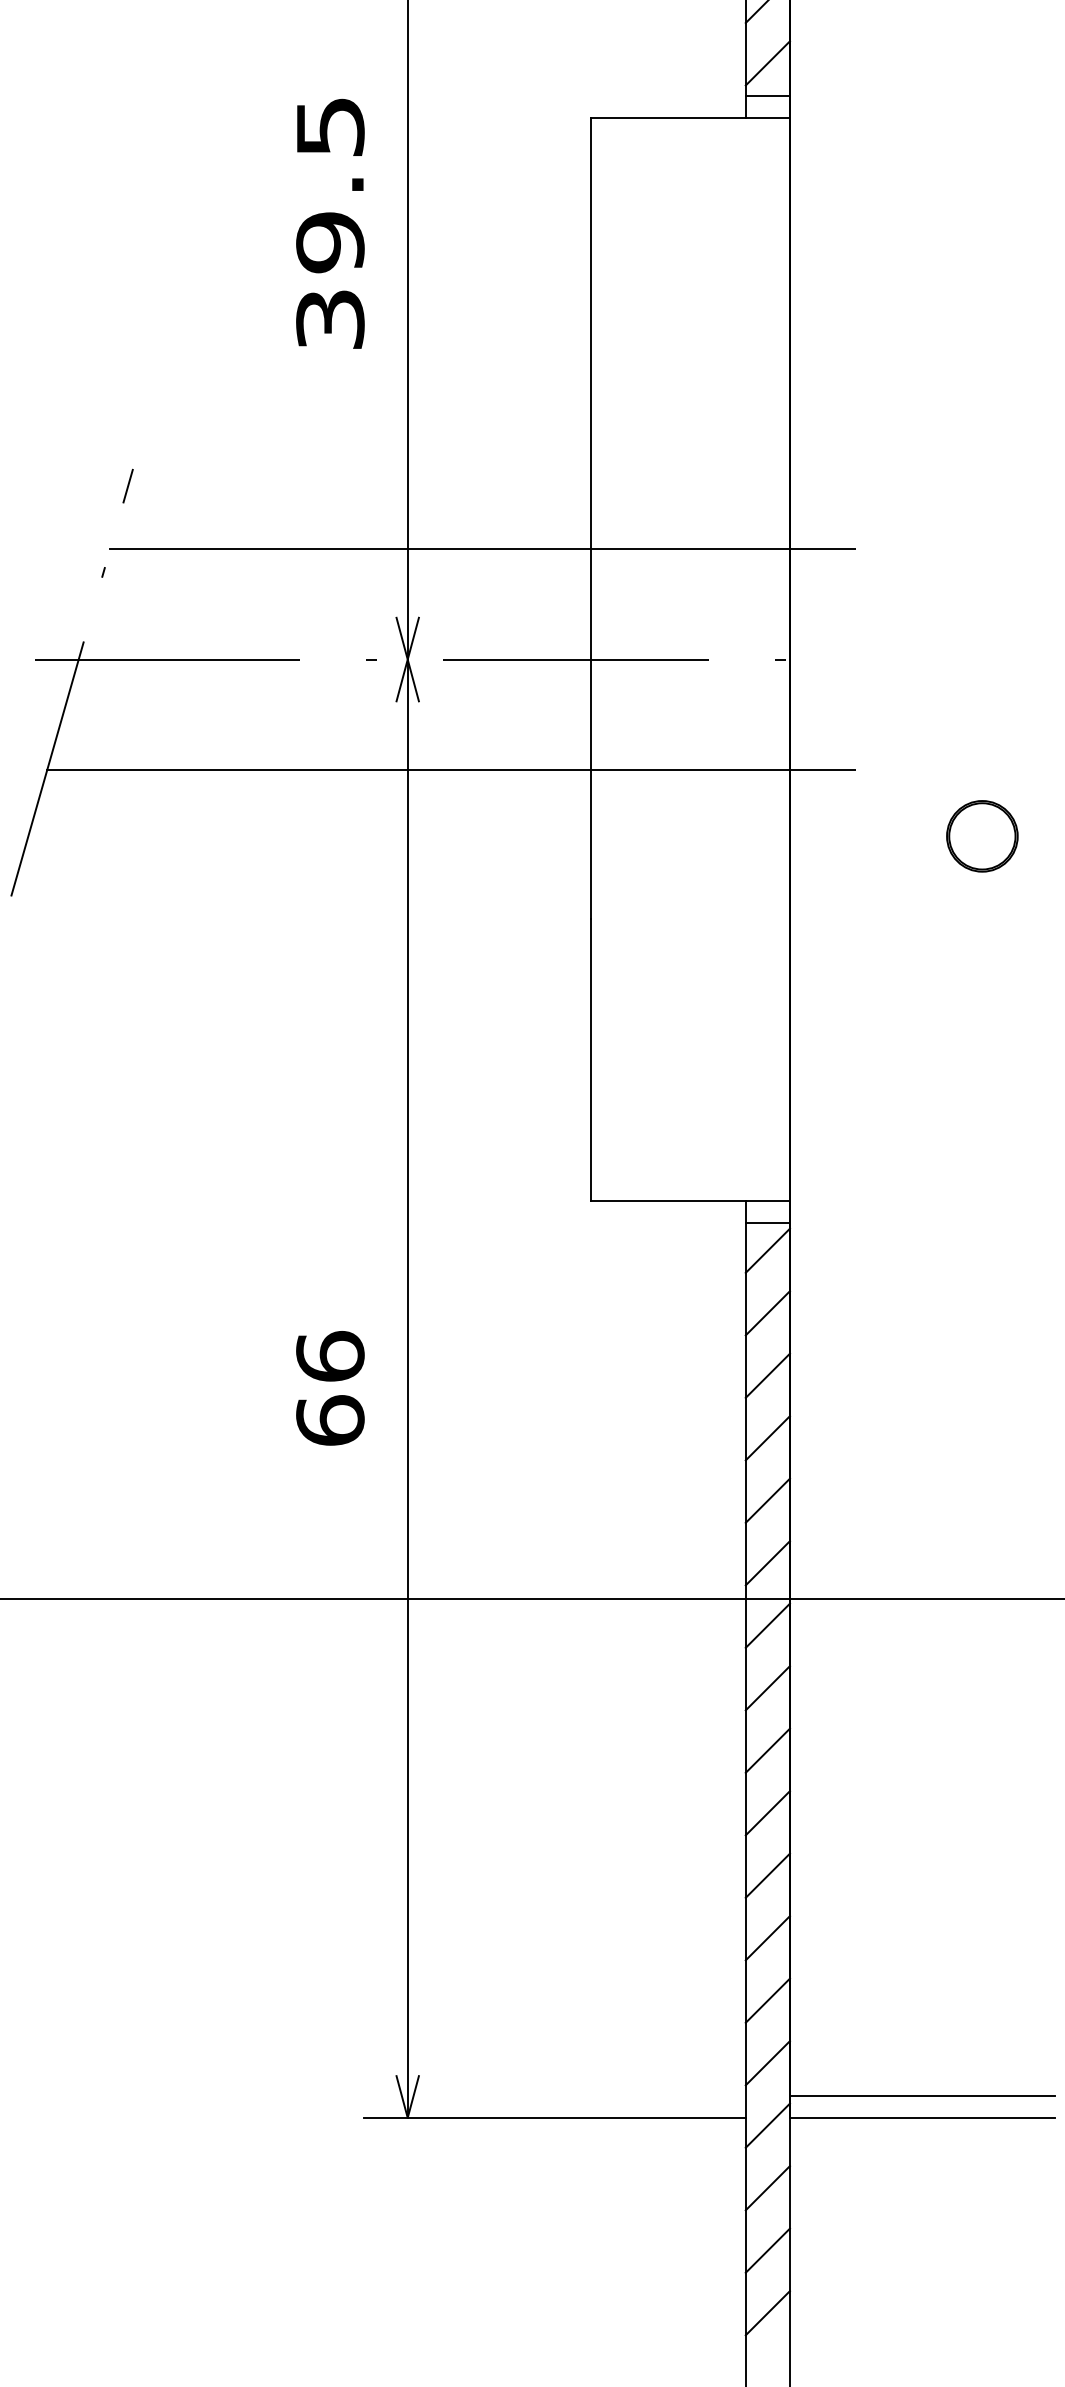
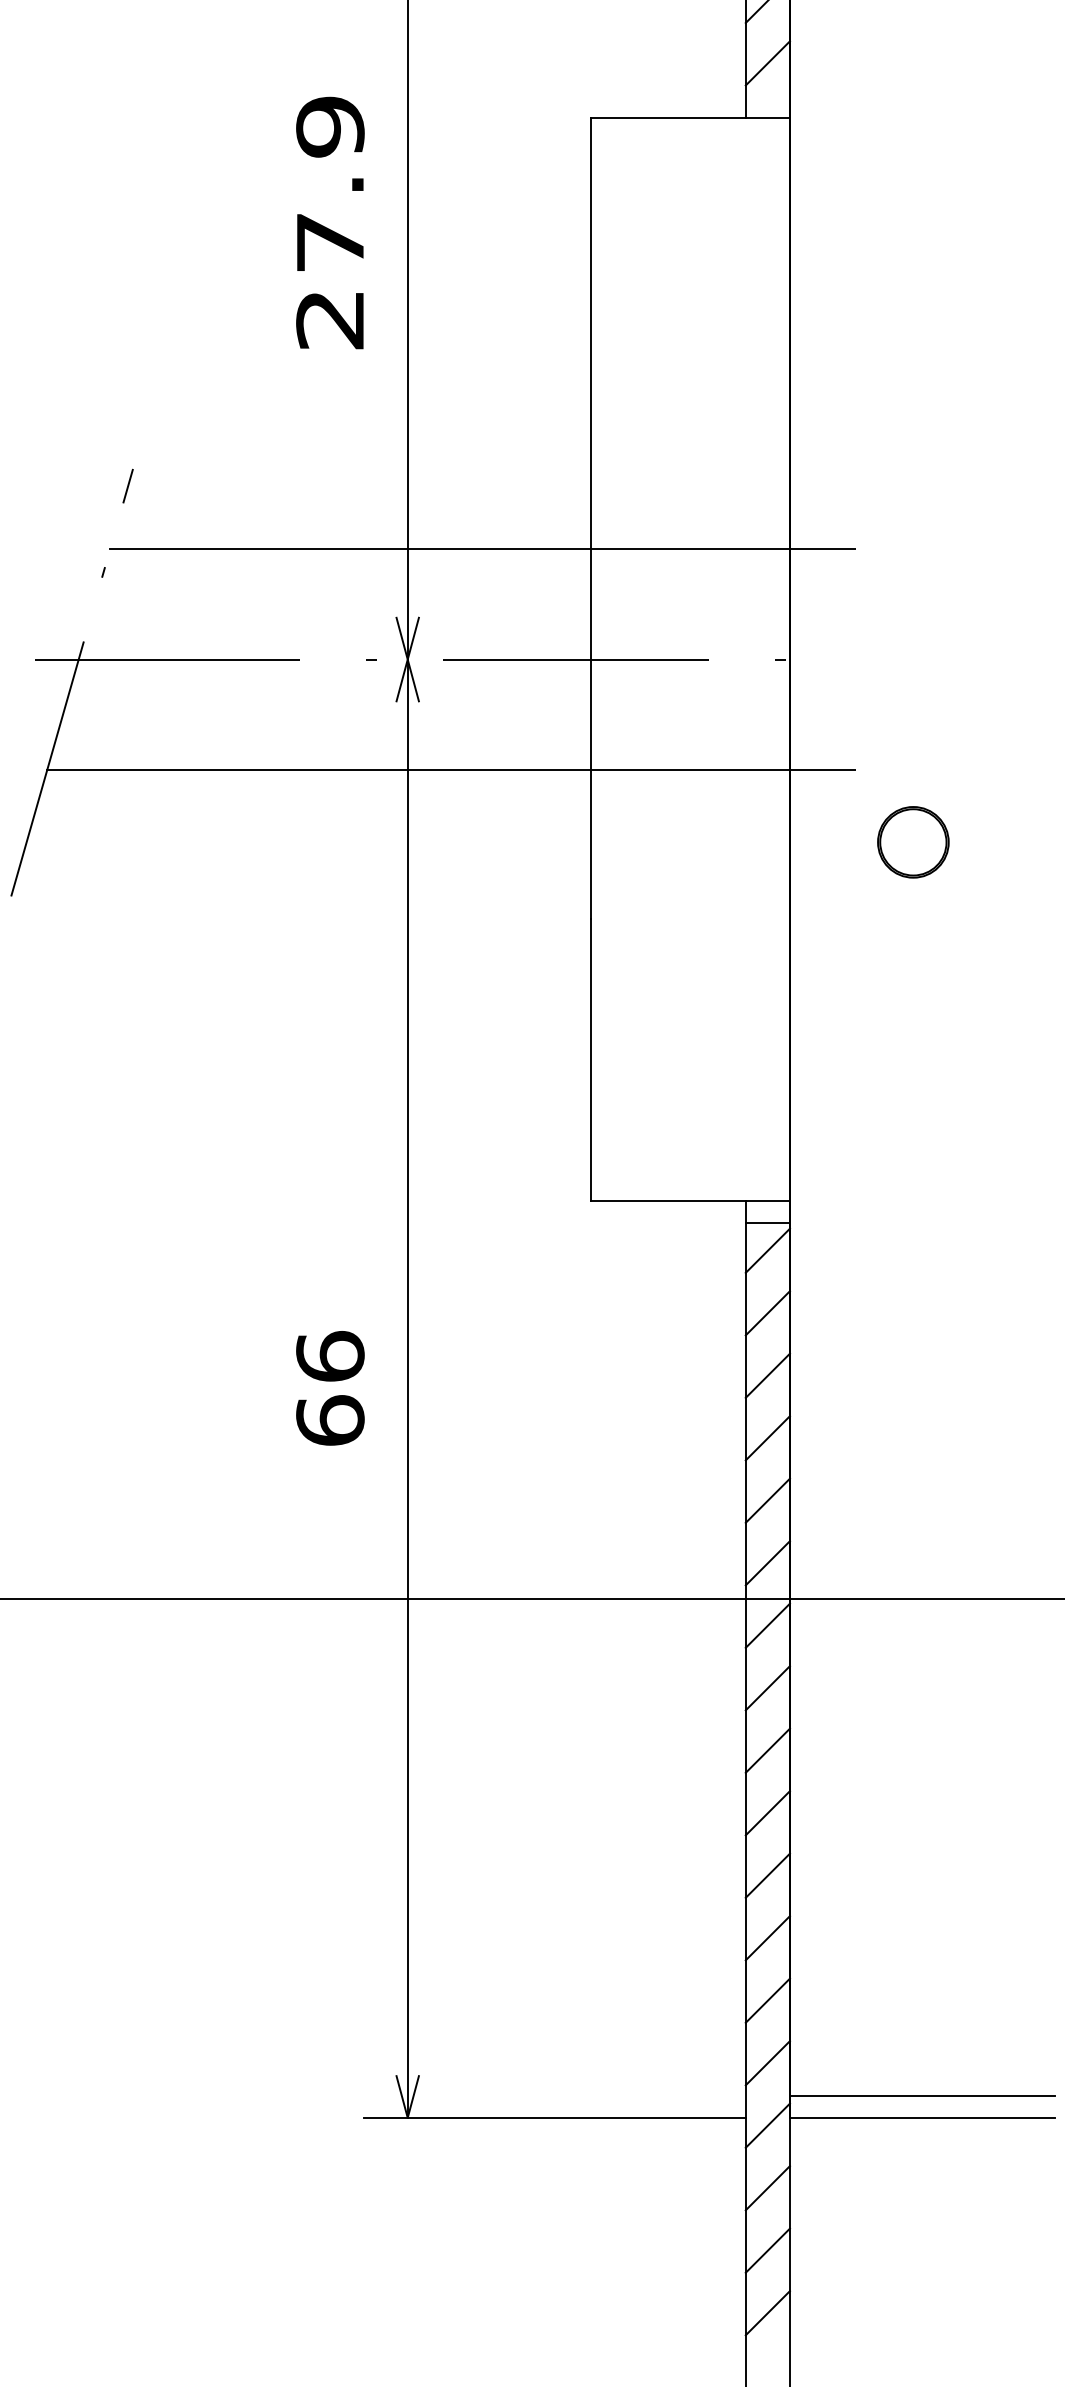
line: present -> none (767, 96)
text: 39.5 -> 27.9 (330, 222)
part position: (982, 836) -> (913, 842) (913, 842)
